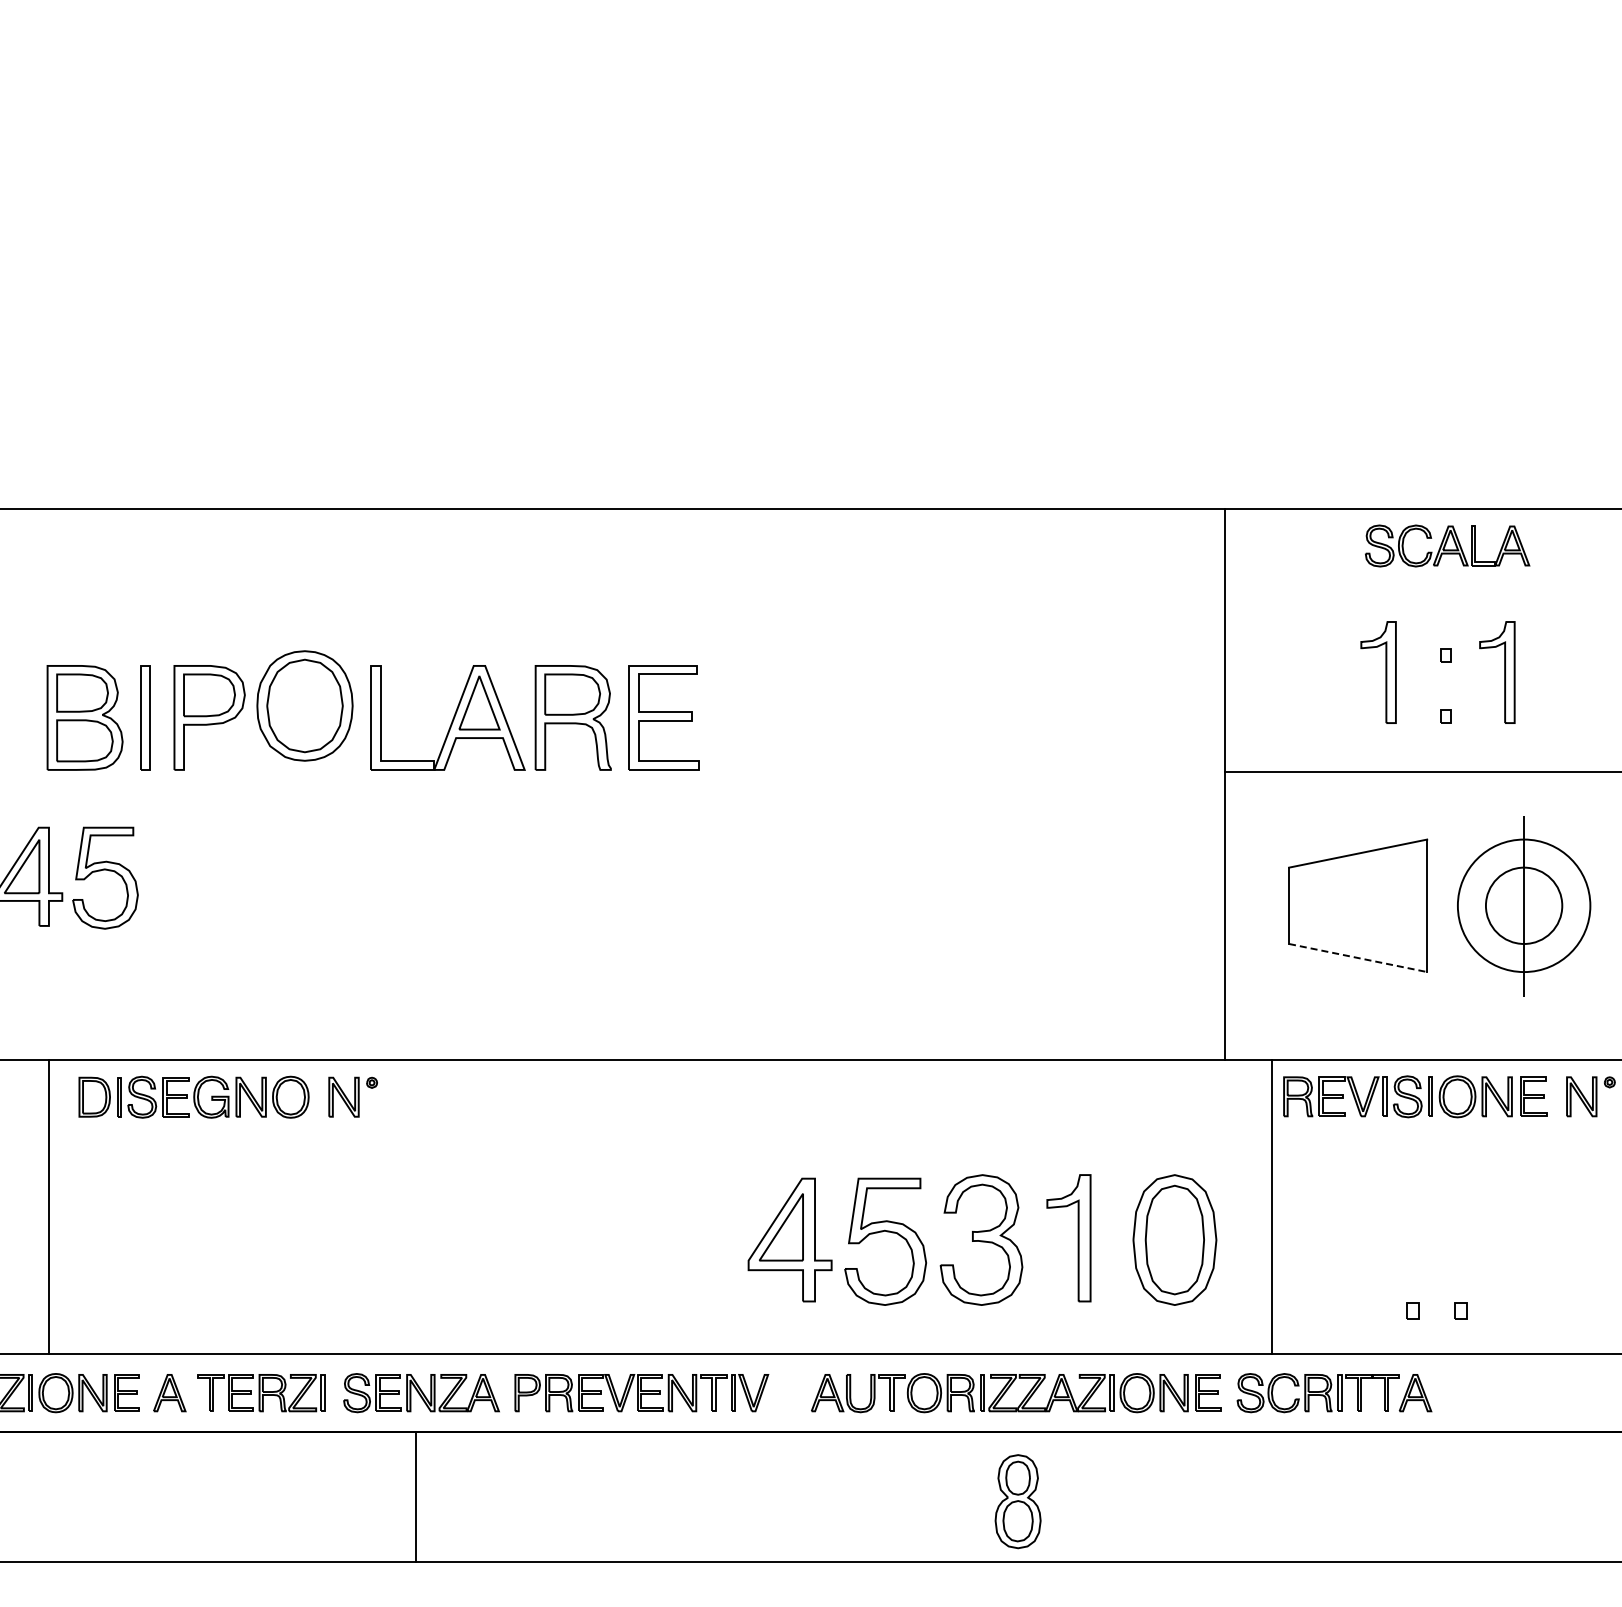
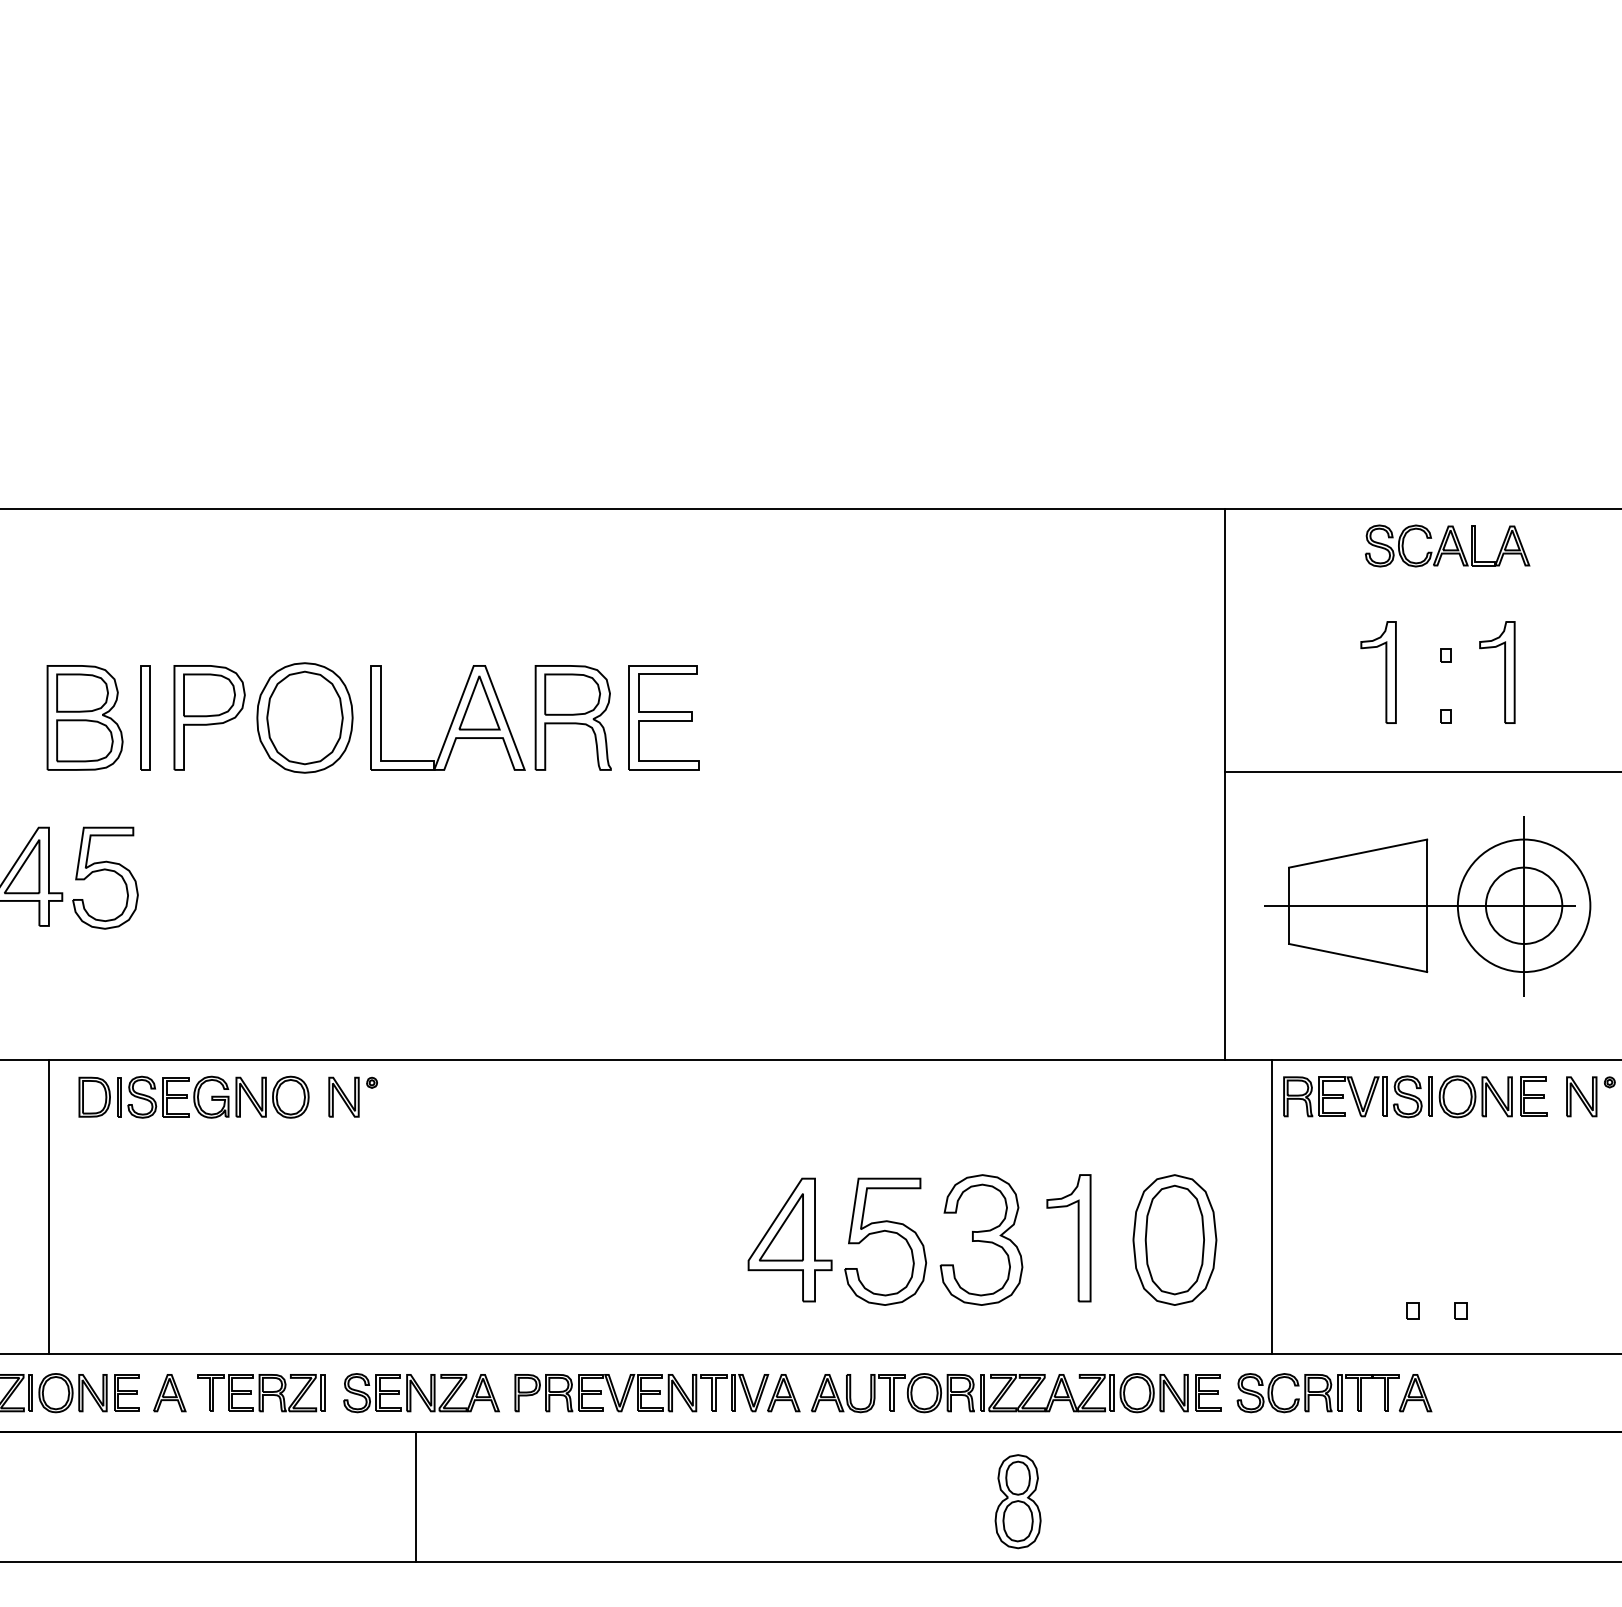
part position: (304, 705) -> (304, 717) (304, 717)
line: none -> present (1439, 905)
line: dashed -> solid (1358, 958)
part: none -> present (783, 1393)
